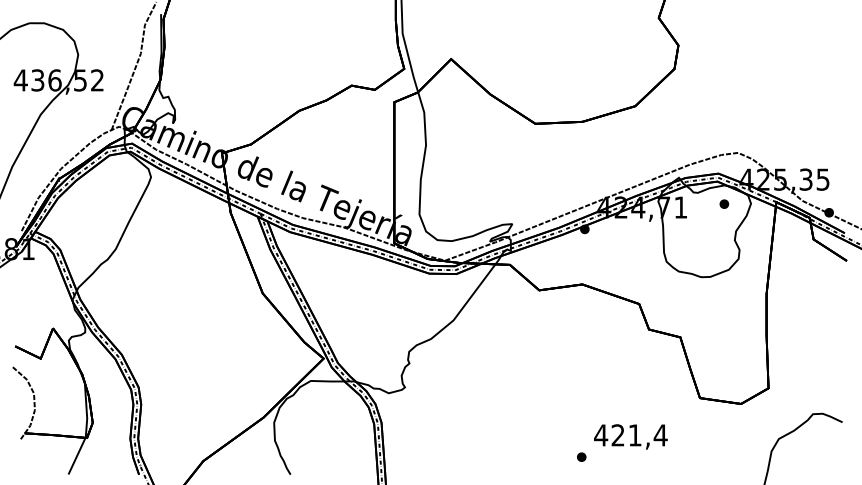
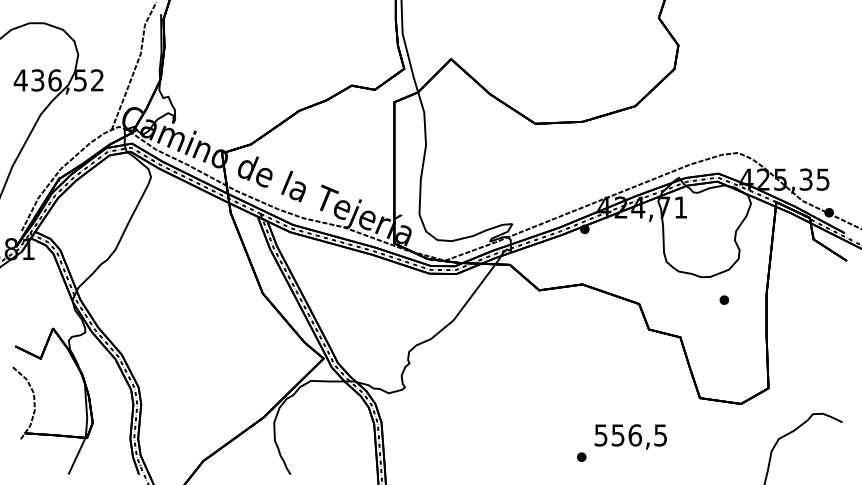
part position: (724, 203) -> (724, 299) (724, 299)
text: 421,4 -> 556,5 (630, 435)
